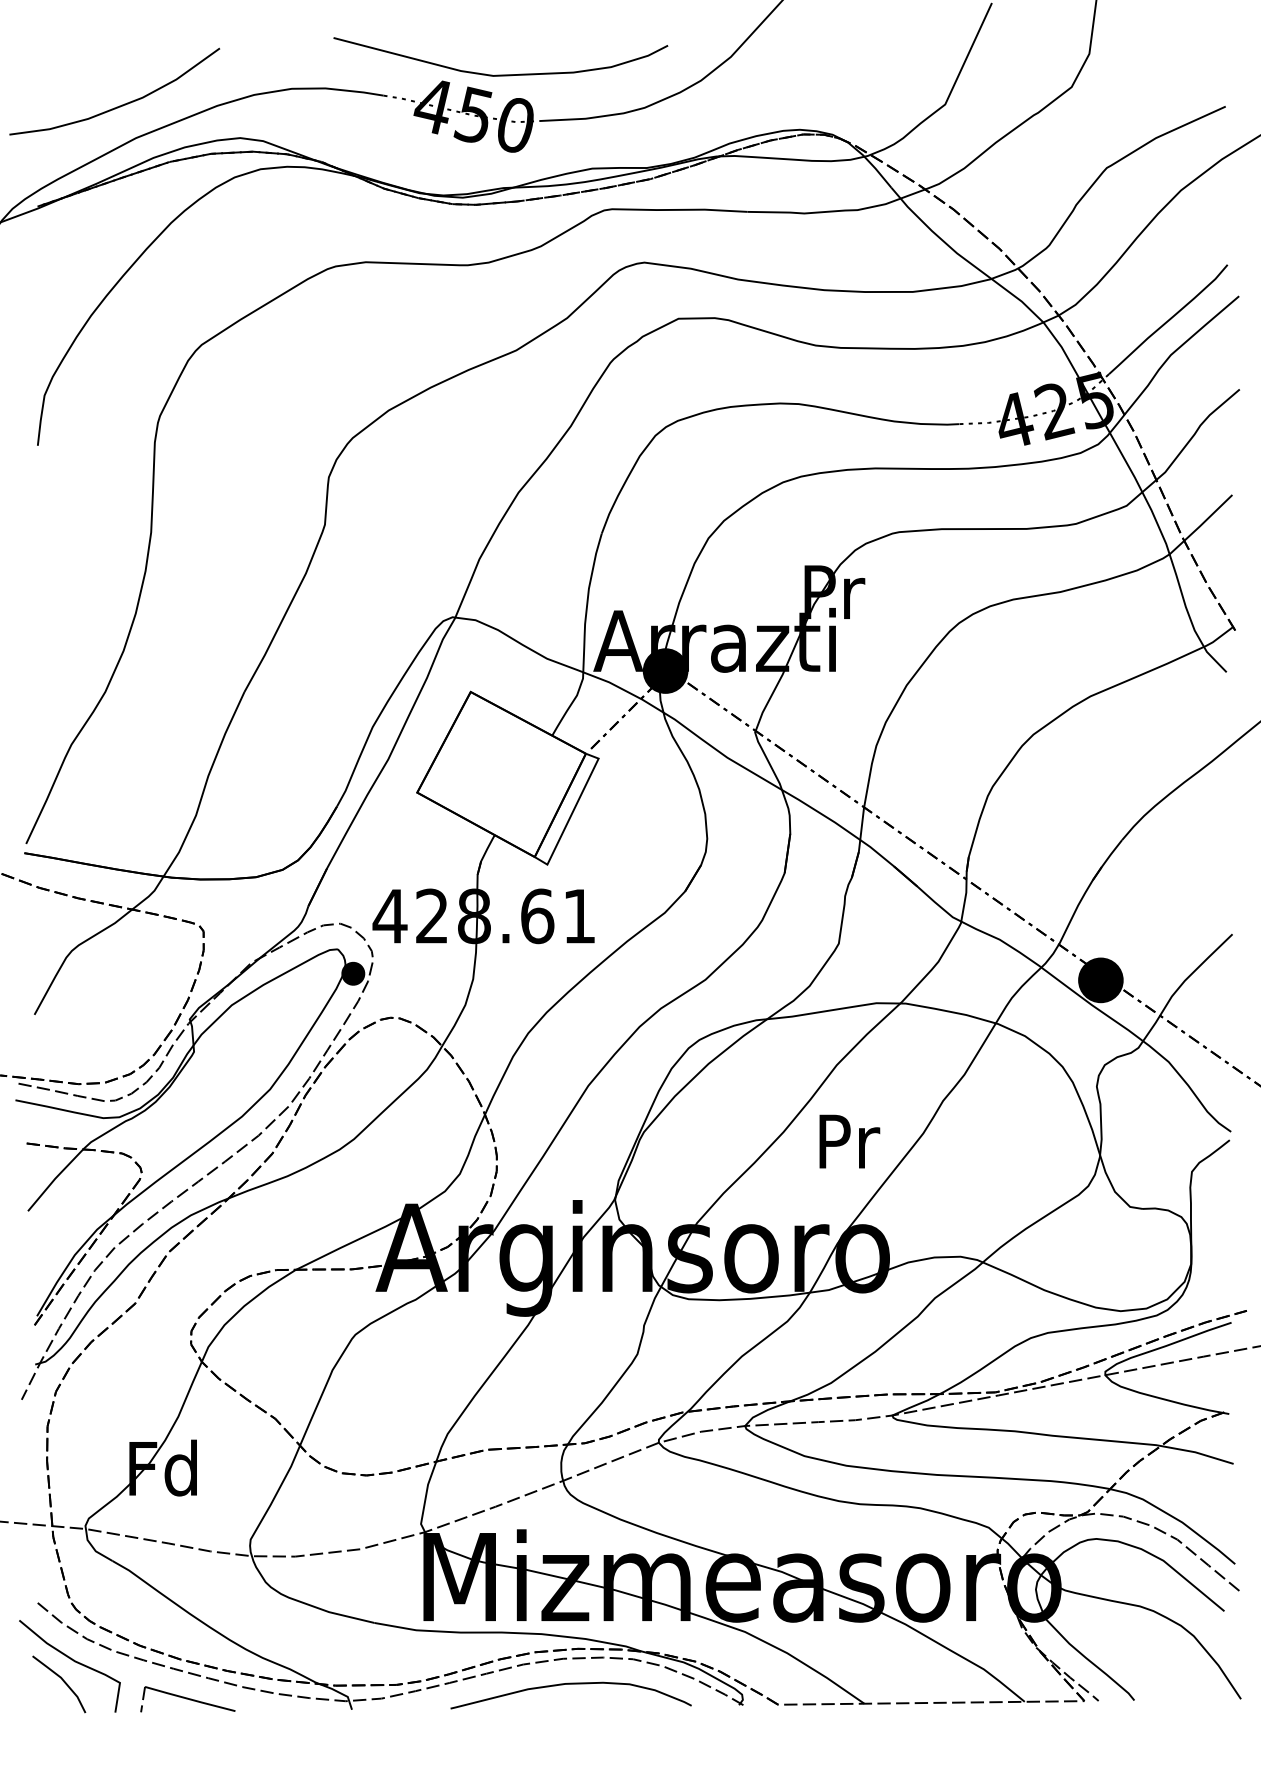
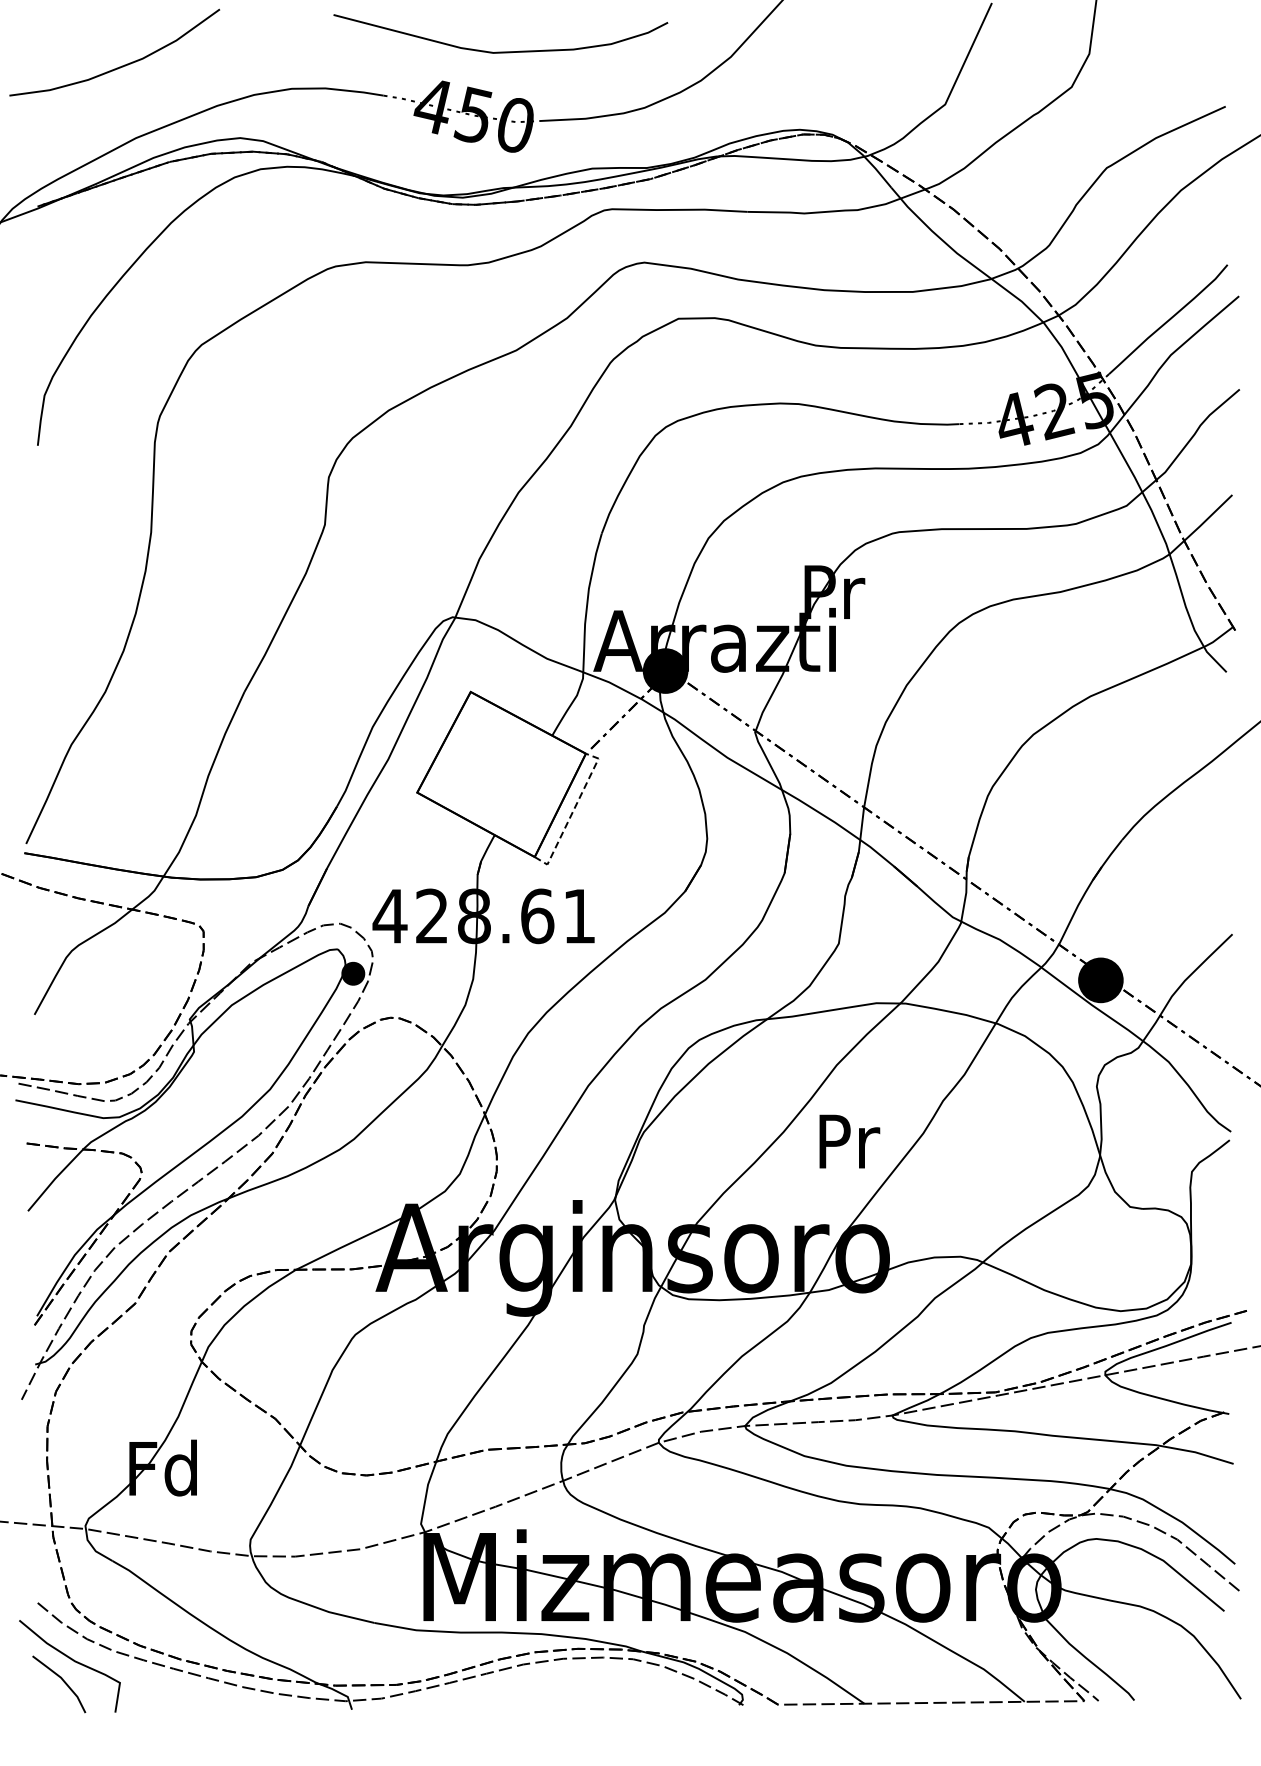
curve position: (500, 74) -> (500, 51) (500, 51)
curve position: (119, 105) -> (119, 66) (119, 66)
line: solid -> dashed (573, 811)
curve: present -> none (570, 1684)
part: present -> none (187, 1699)
